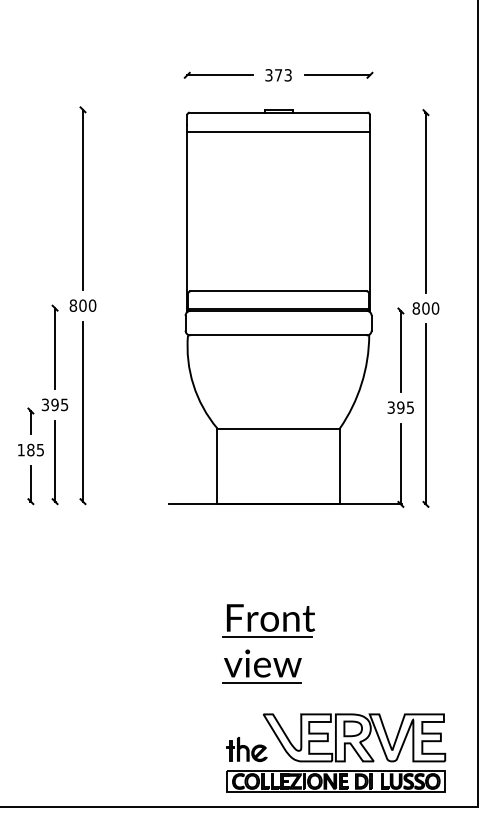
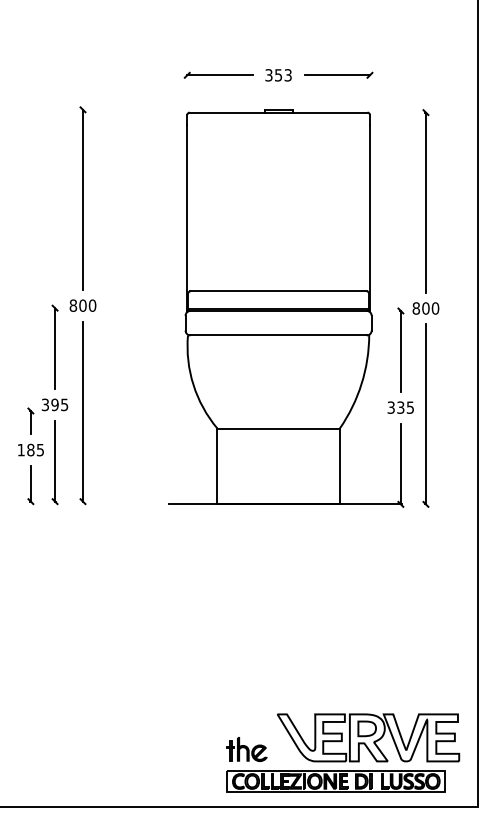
text: 373 -> 353 (278, 75)
line: present -> none (278, 132)
text: 395 -> 335 (400, 407)
part: present -> none (268, 643)
part position: (354, 737) -> (368, 737) (368, 737)
